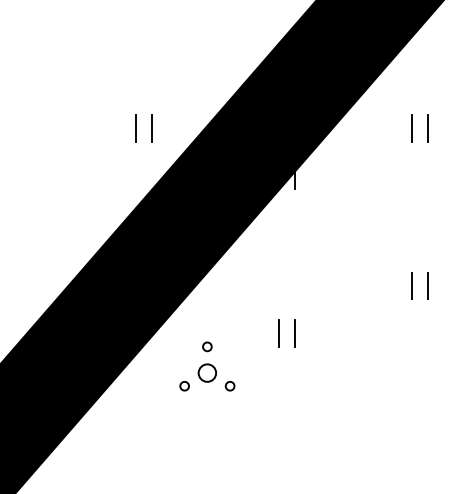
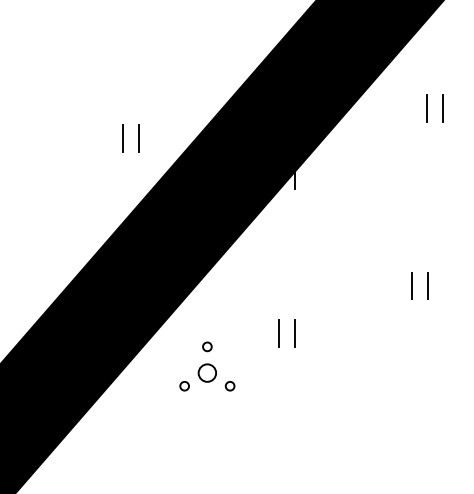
part position: (136, 128) -> (123, 138) (123, 138)
part position: (412, 128) -> (427, 108) (427, 108)
